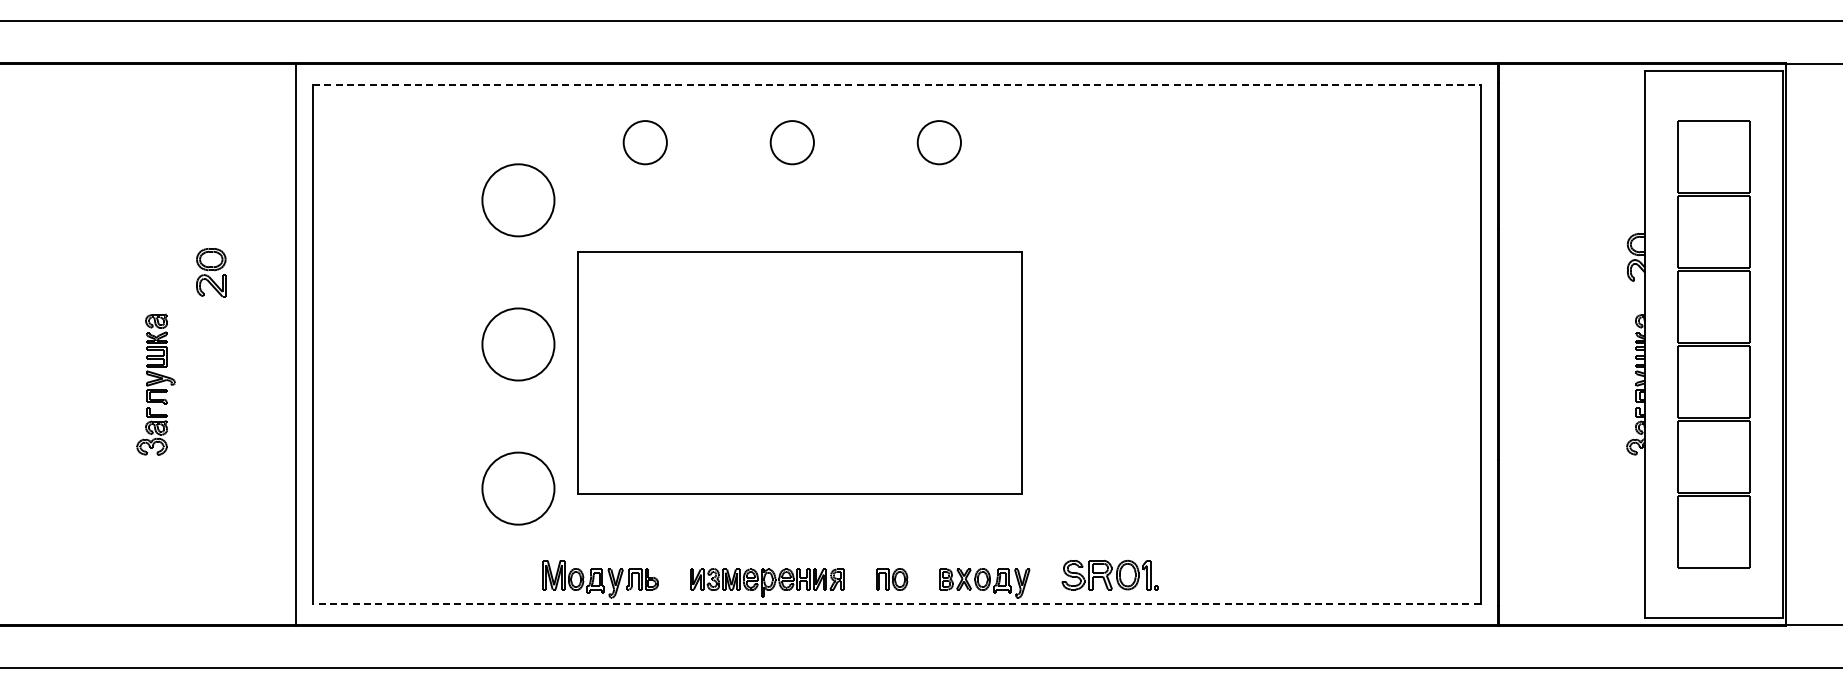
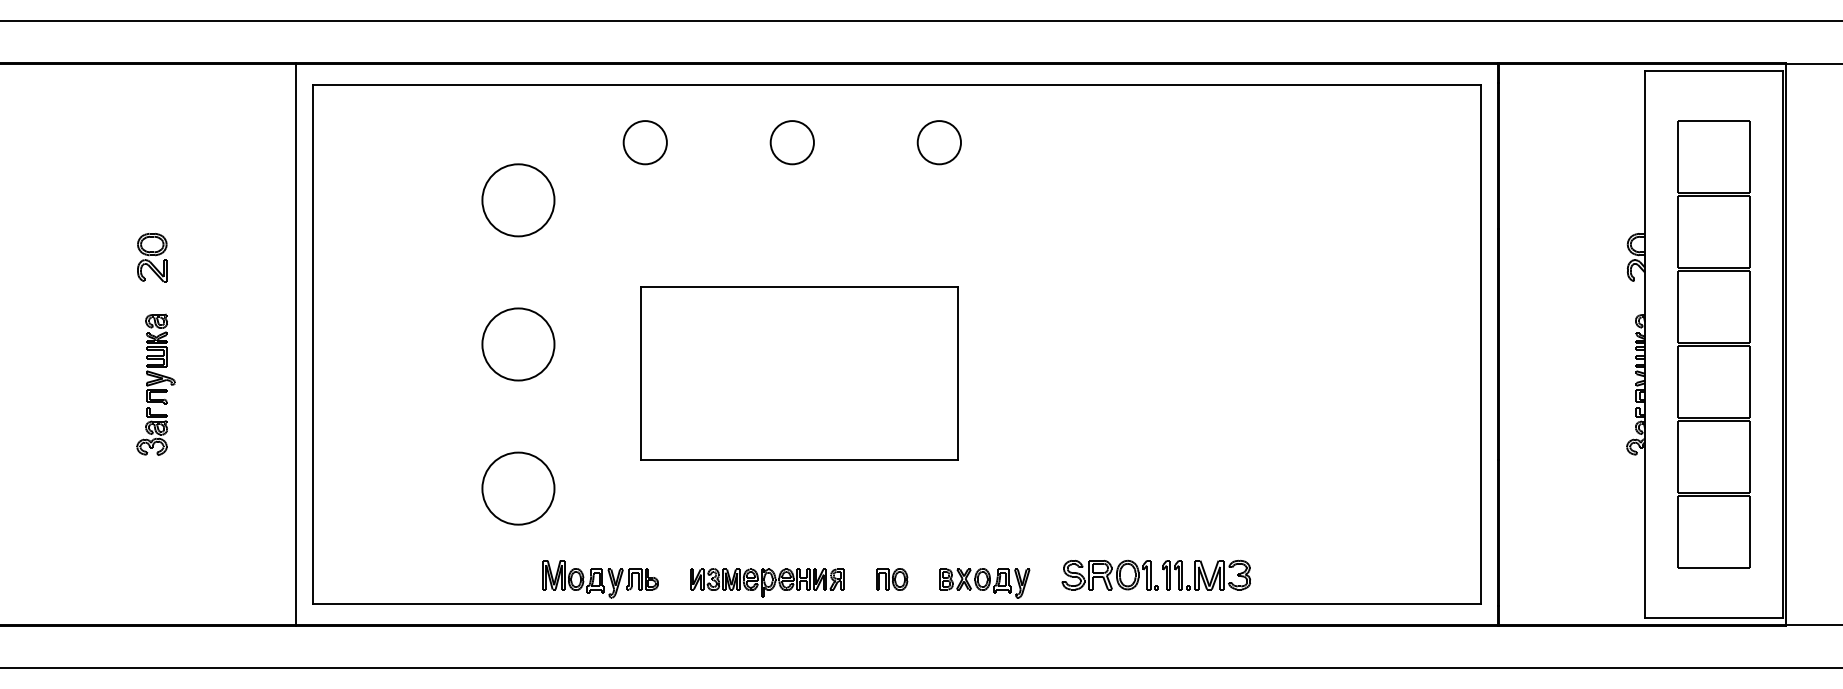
line: dashed -> solid (896, 85)
part position: (211, 272) -> (152, 257) (152, 257)
part size: 446x244 px -> 319x175 px (799, 373)
part: none -> present (1206, 574)
line: dashed -> solid (896, 603)
